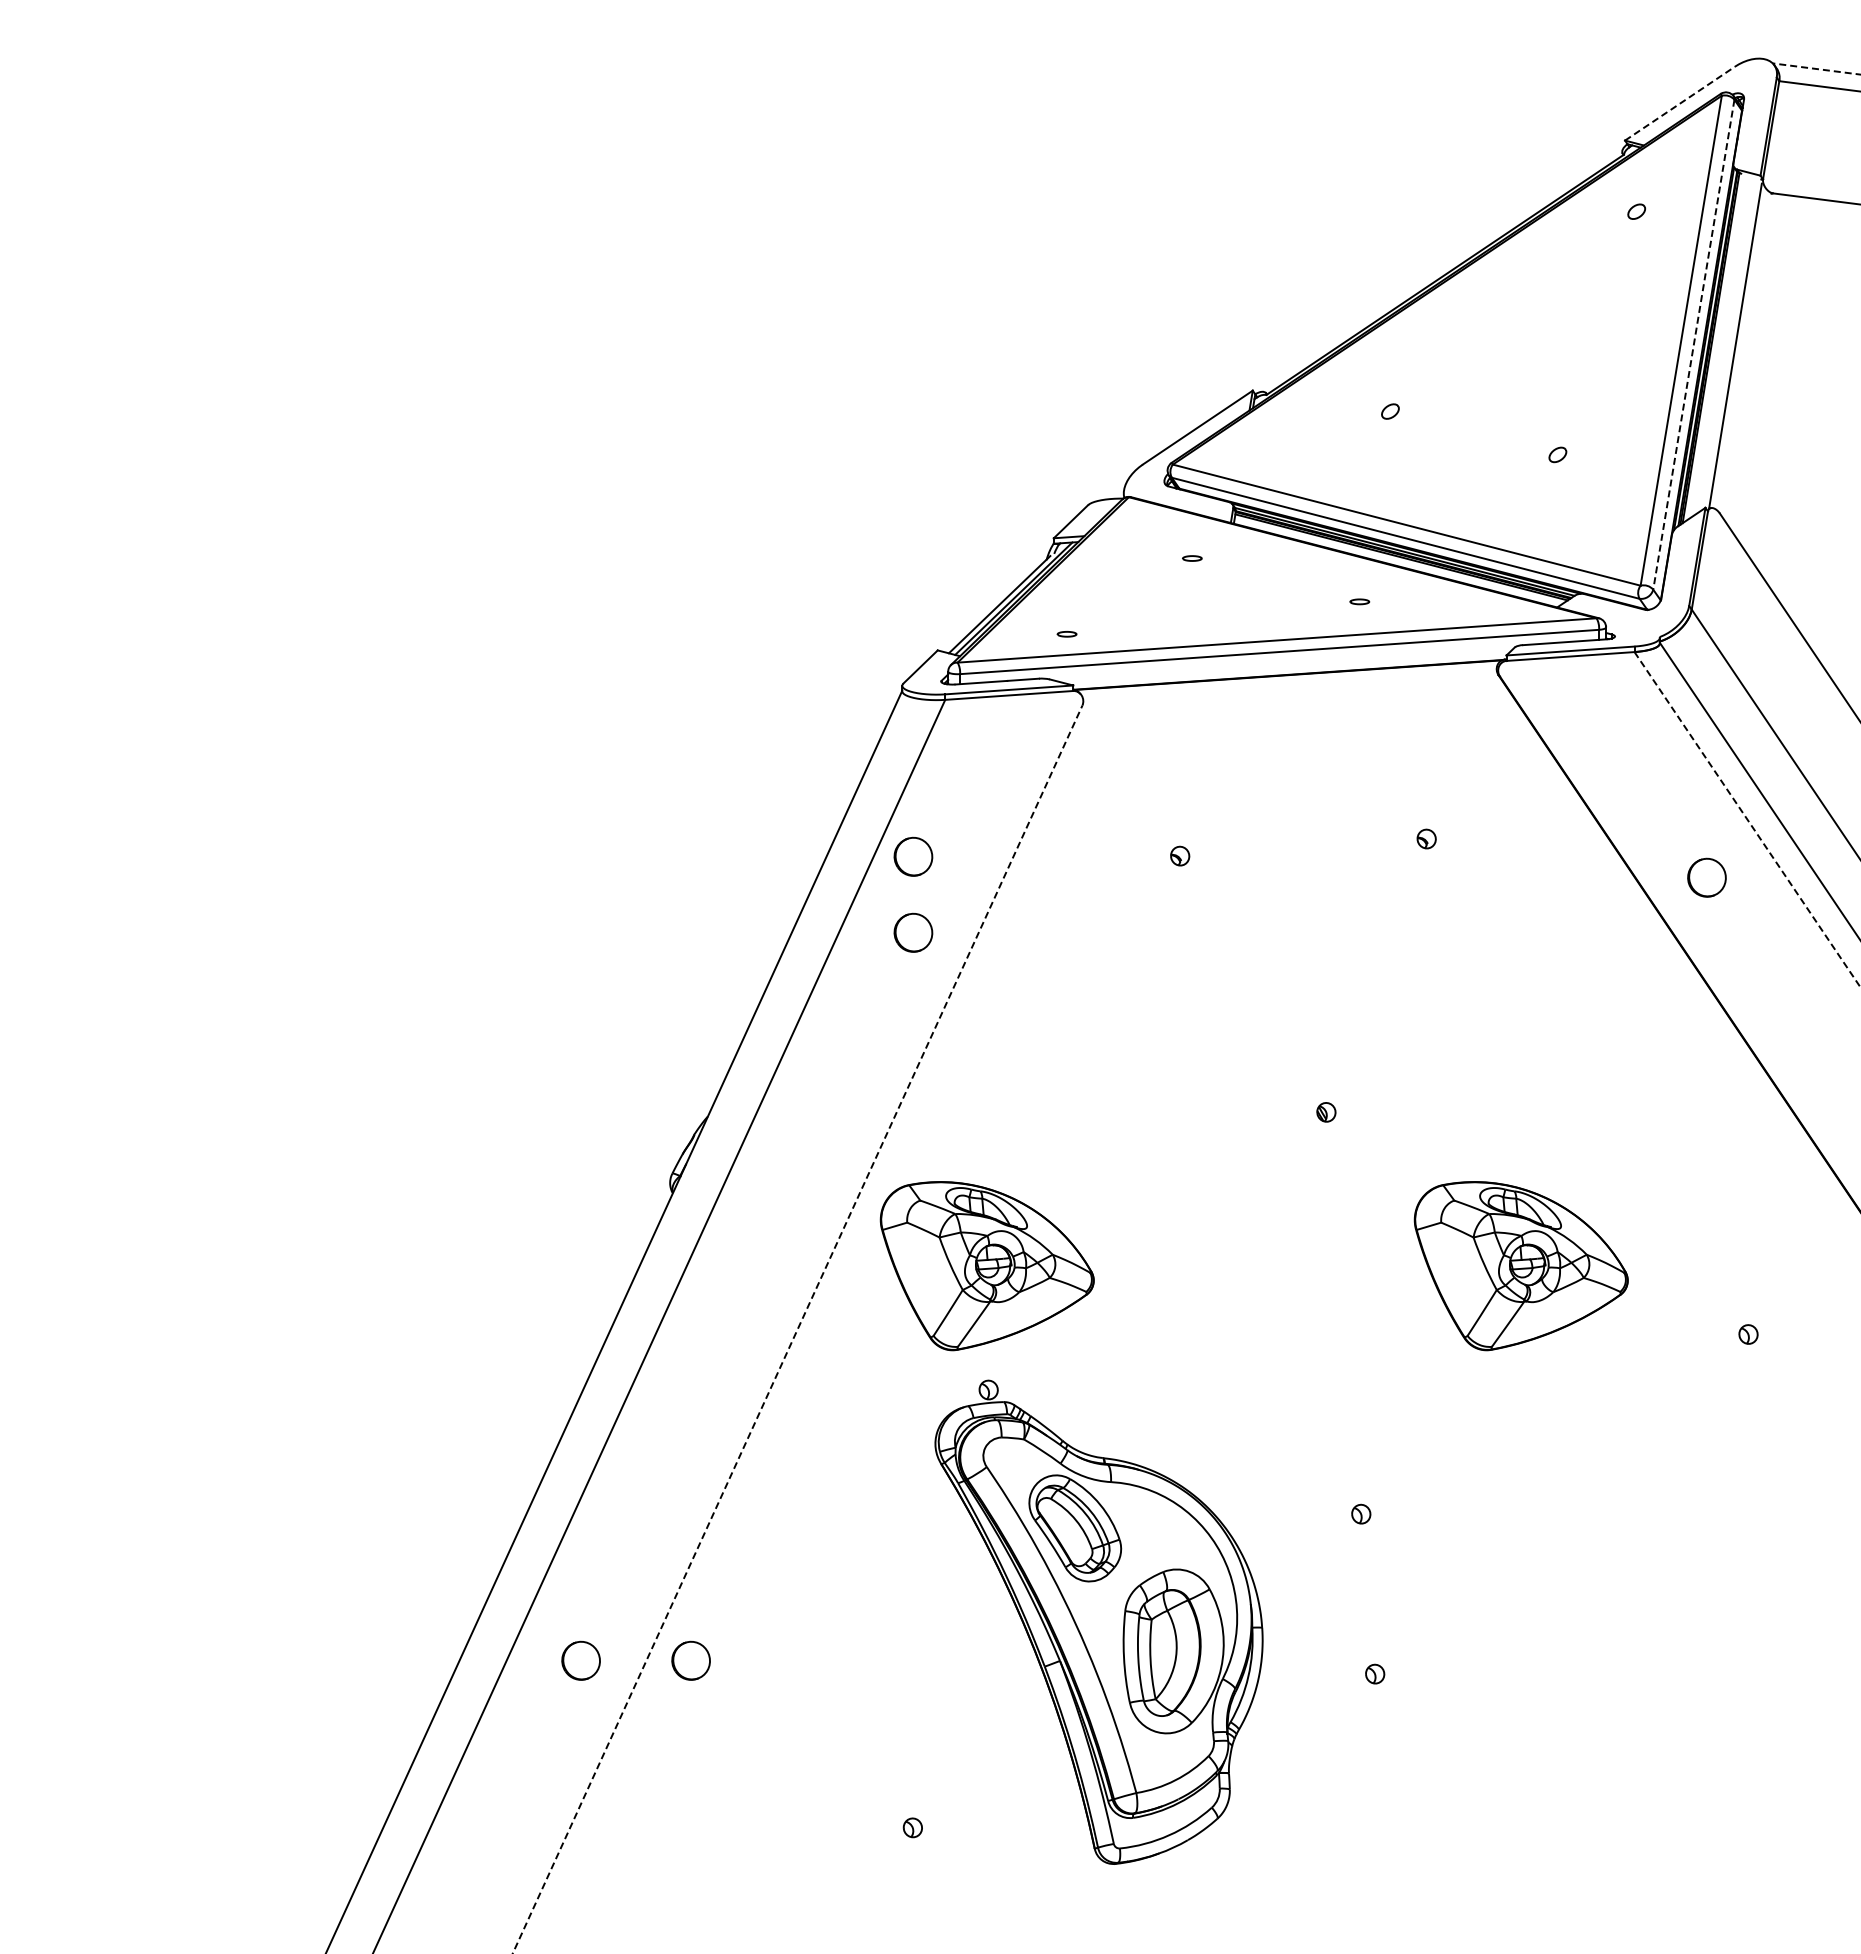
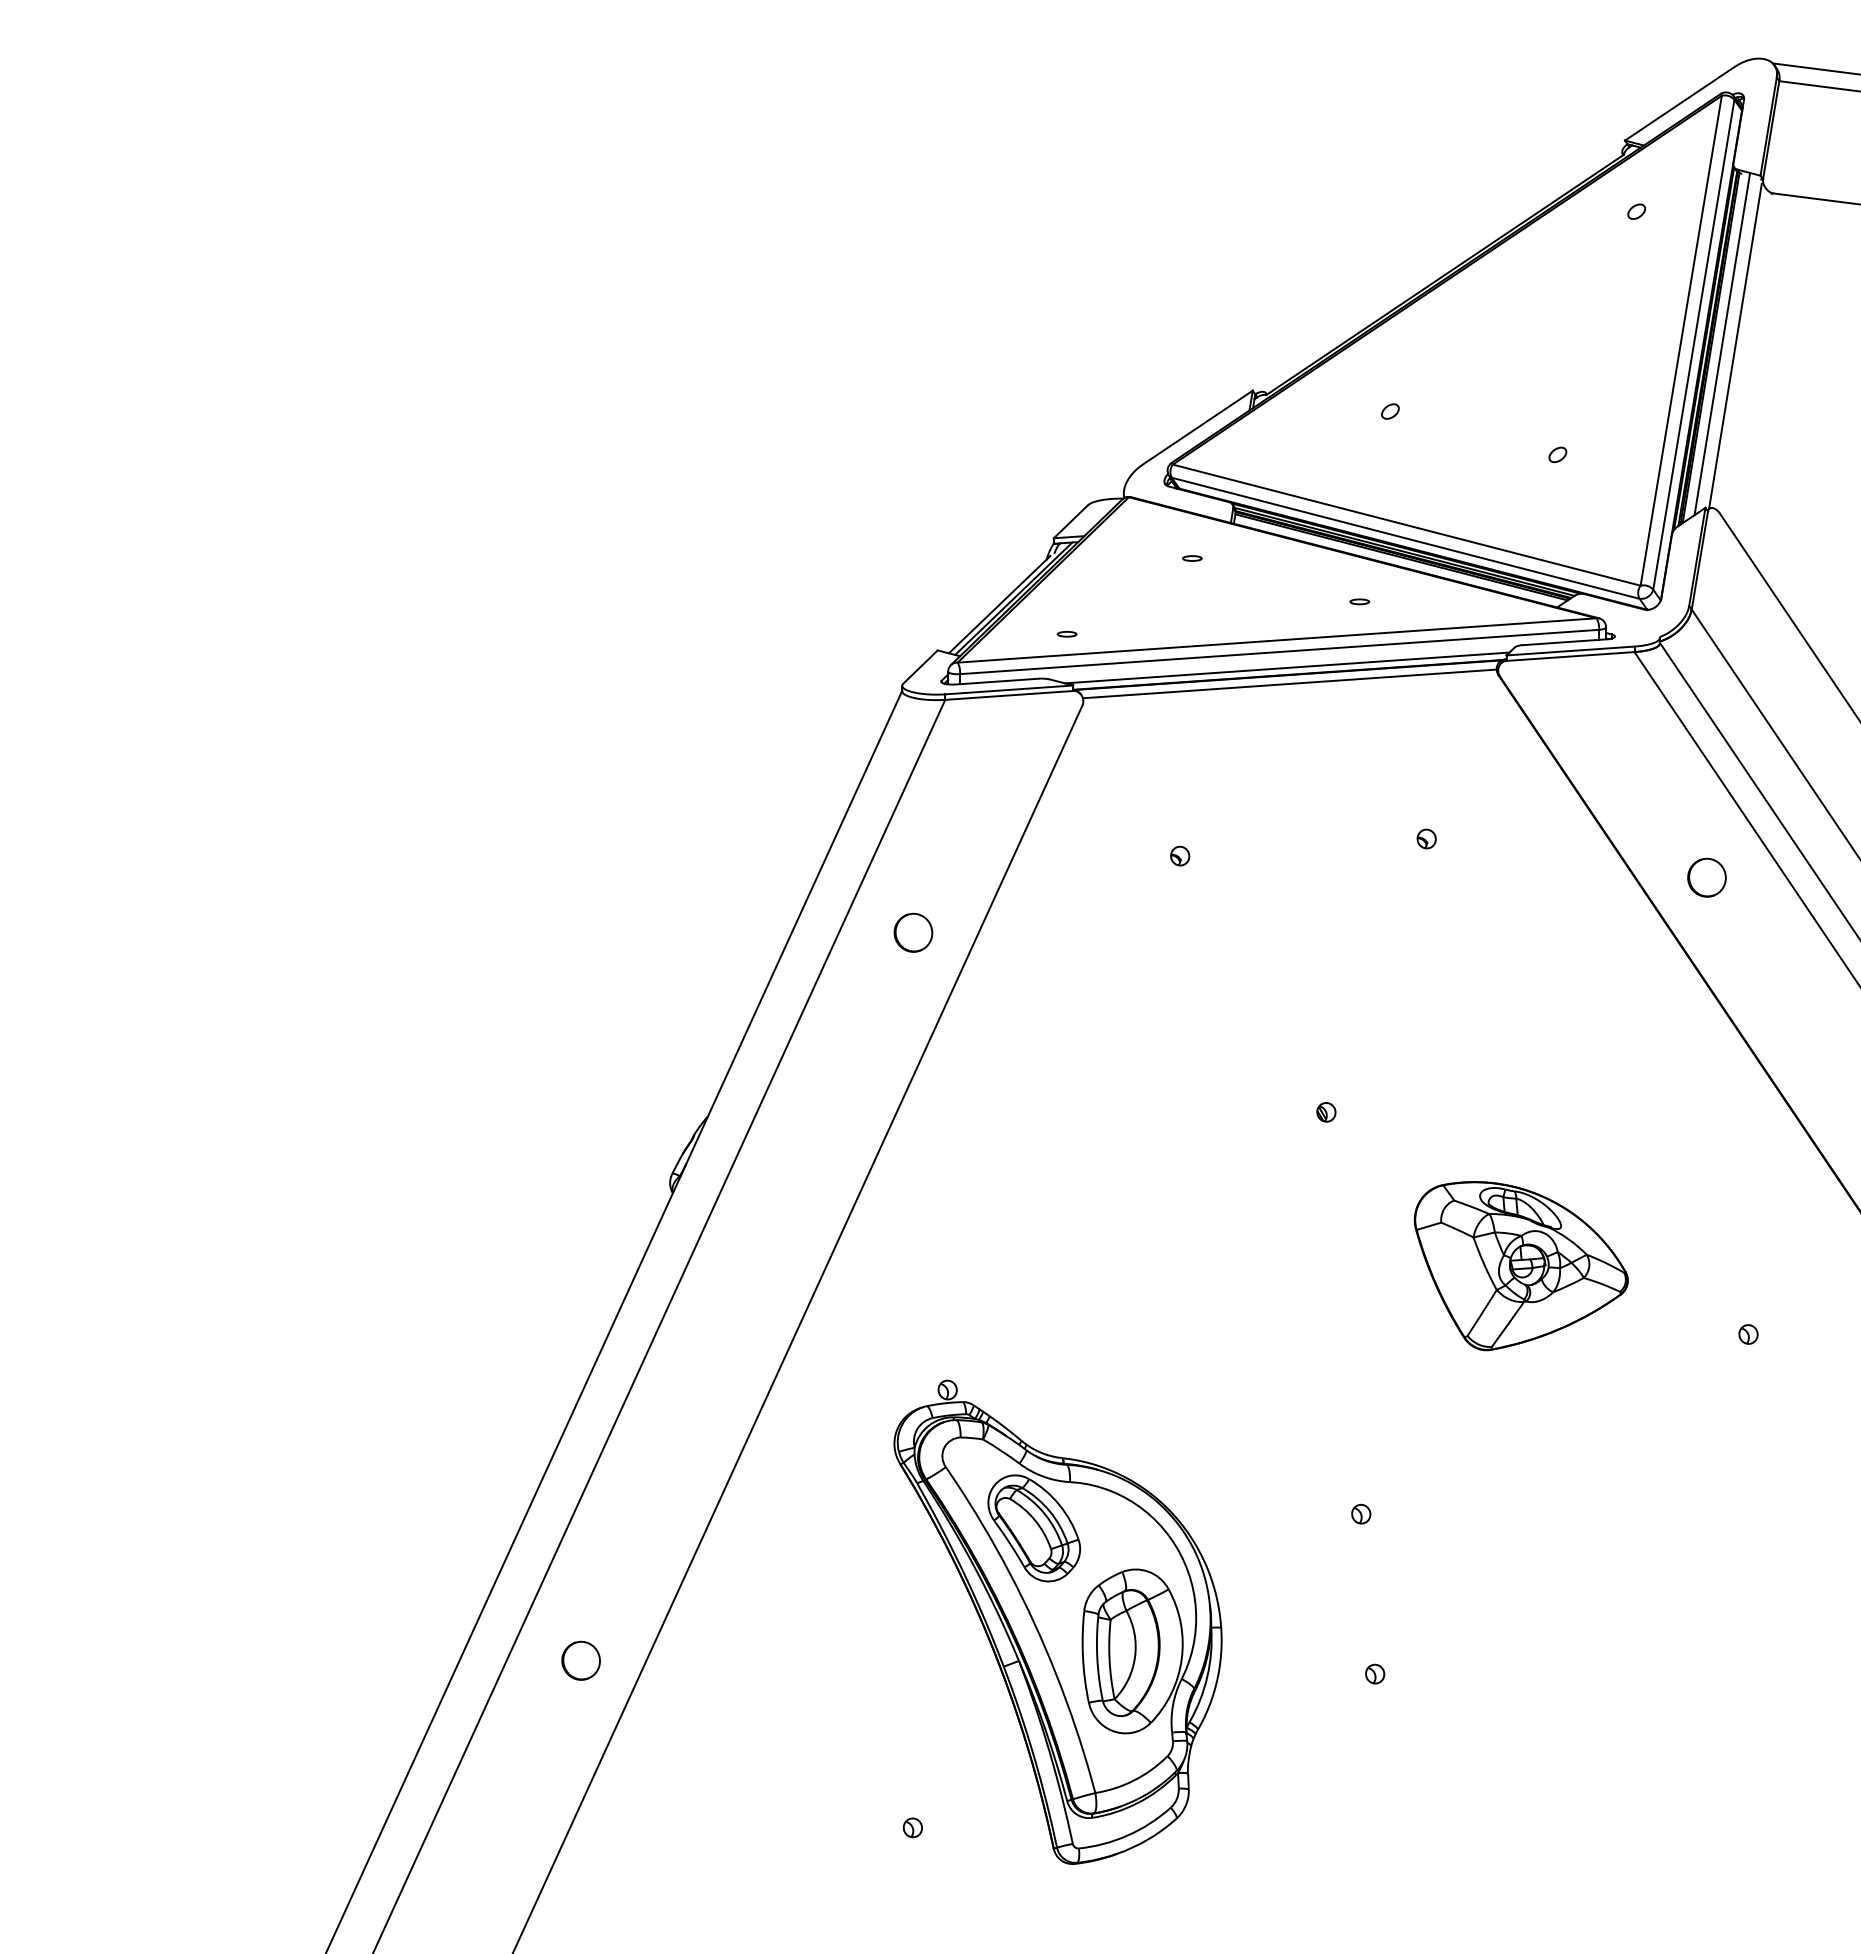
line: dashed -> solid (1816, 68)
line: dashed -> solid (1680, 103)
line: none -> present (1722, 344)
line: dashed -> solid (1693, 345)
line: none -> present (1287, 667)
line: none -> present (1289, 683)
line: dashed -> solid (1747, 820)
part: present -> none (913, 856)
part: present -> none (986, 1266)
line: dashed -> solid (797, 1329)
part position: (1098, 1621) -> (1057, 1621) (1057, 1621)
part: present -> none (690, 1660)
